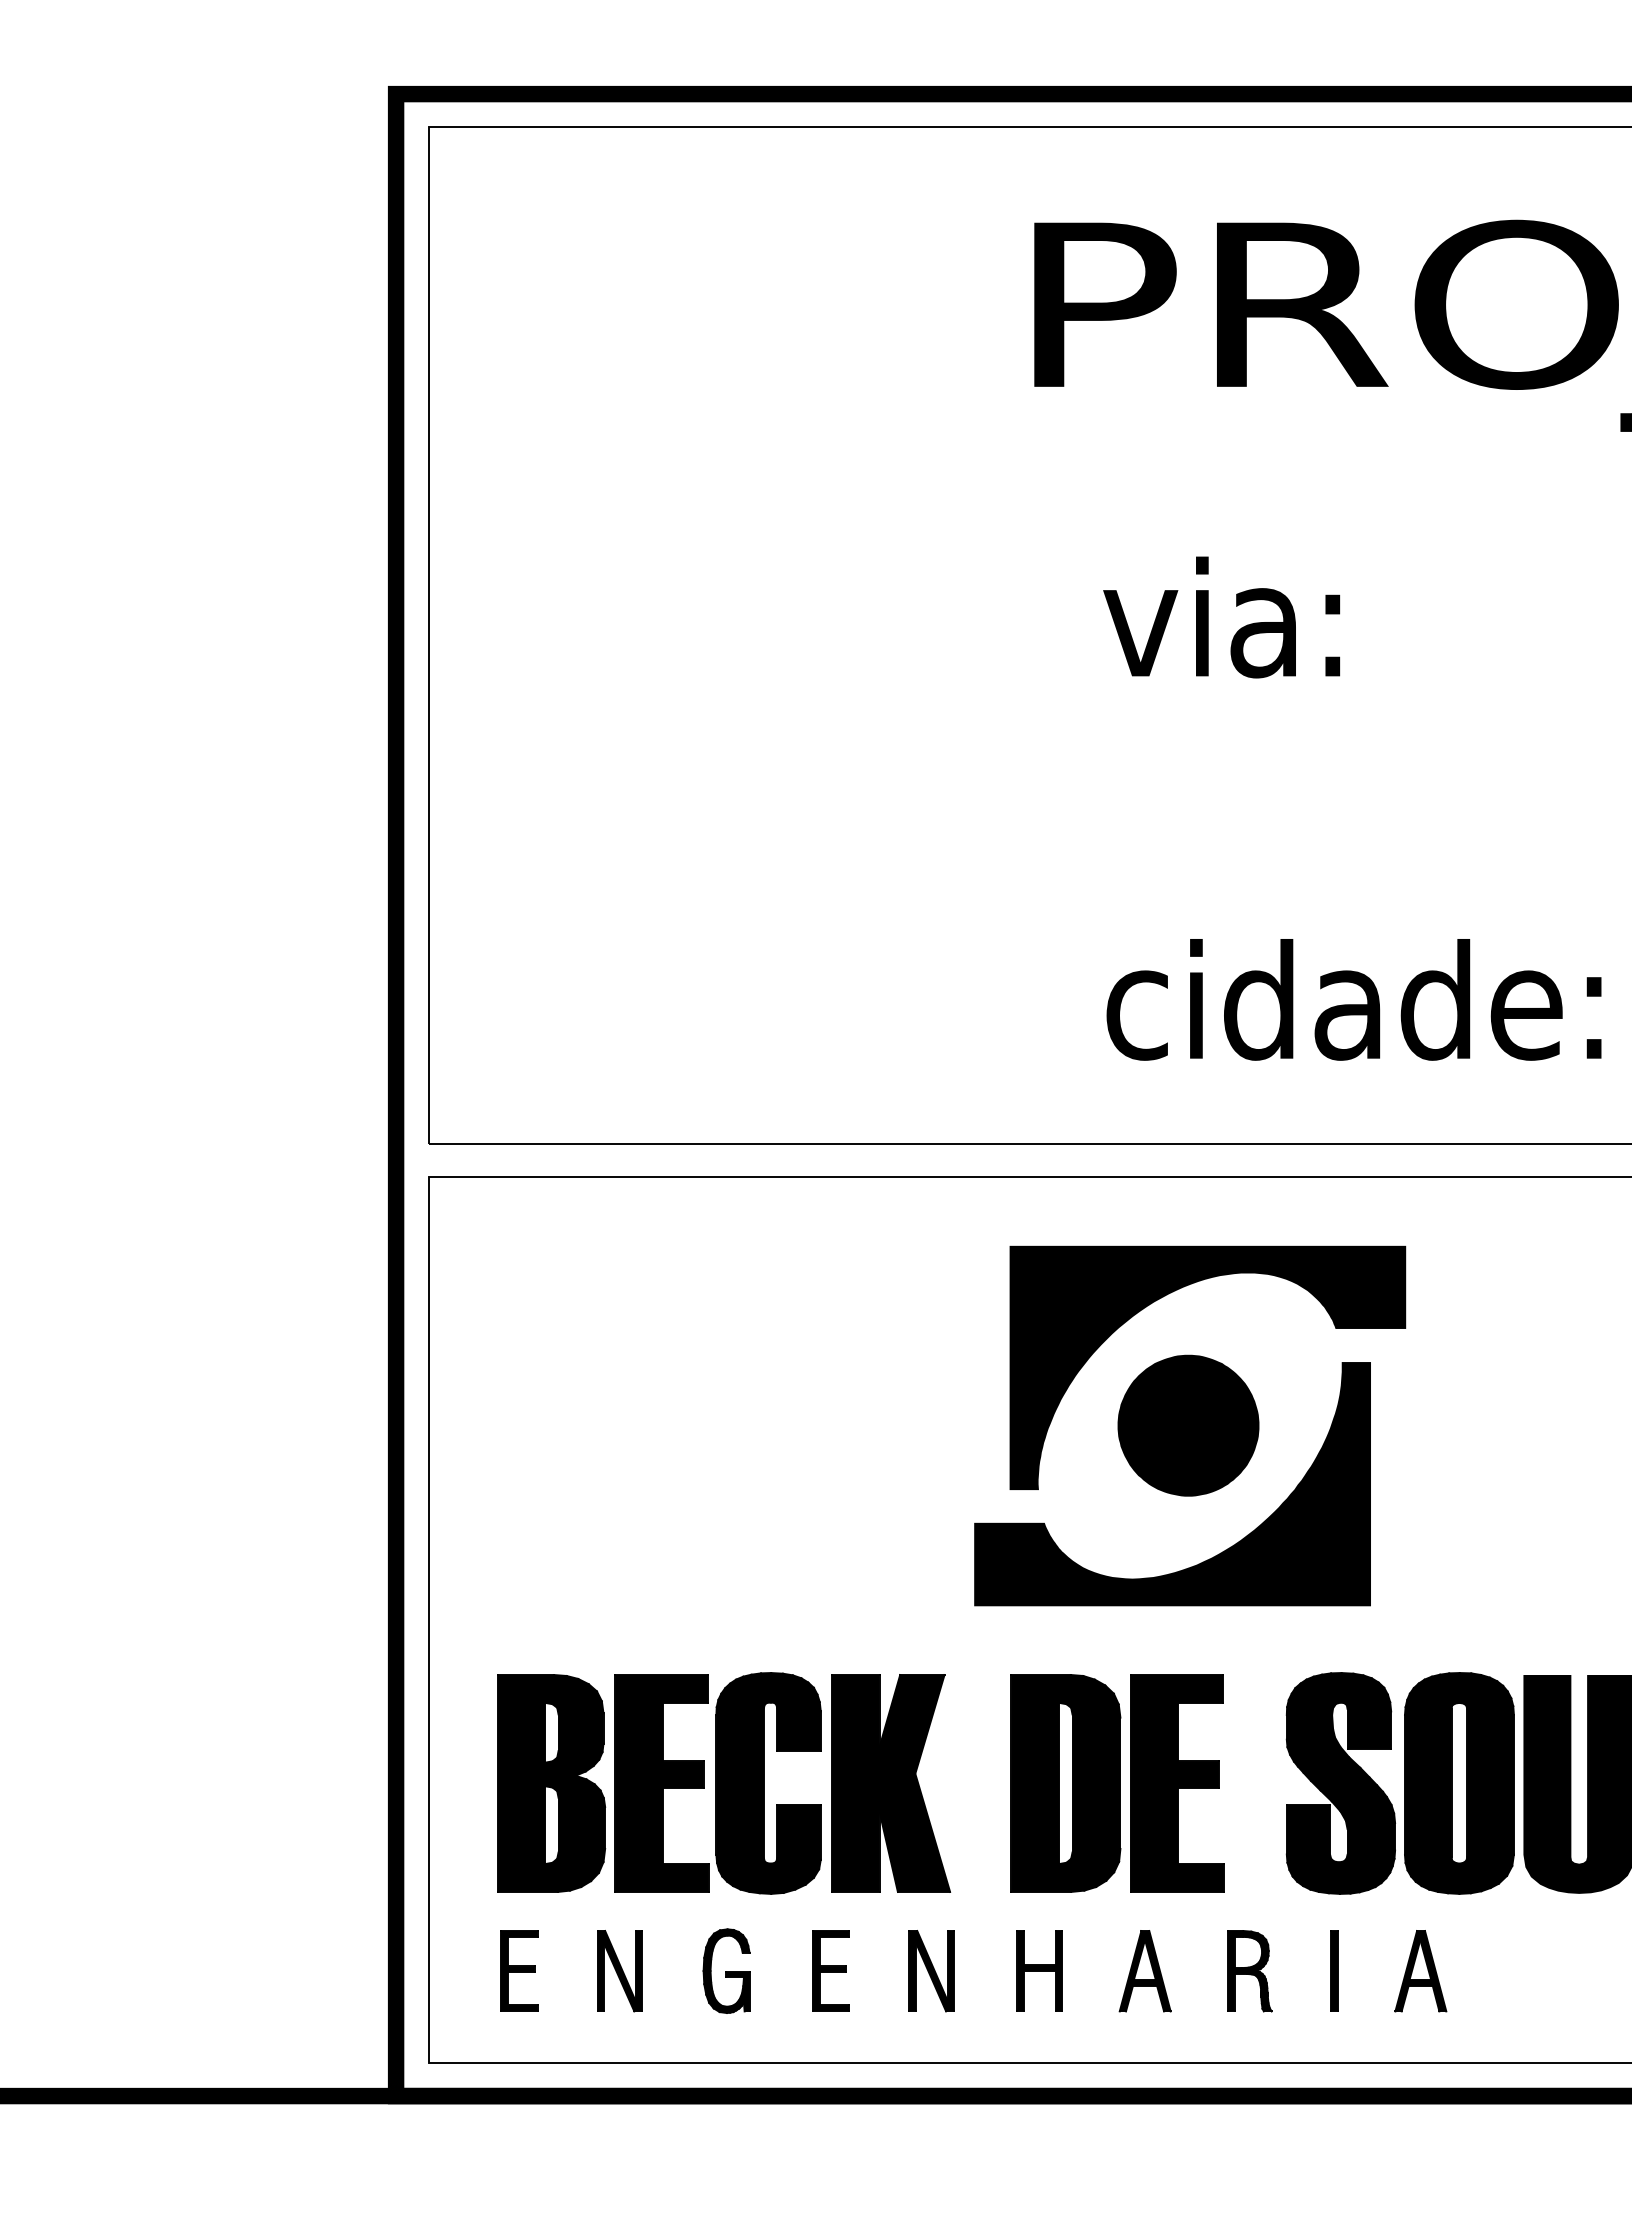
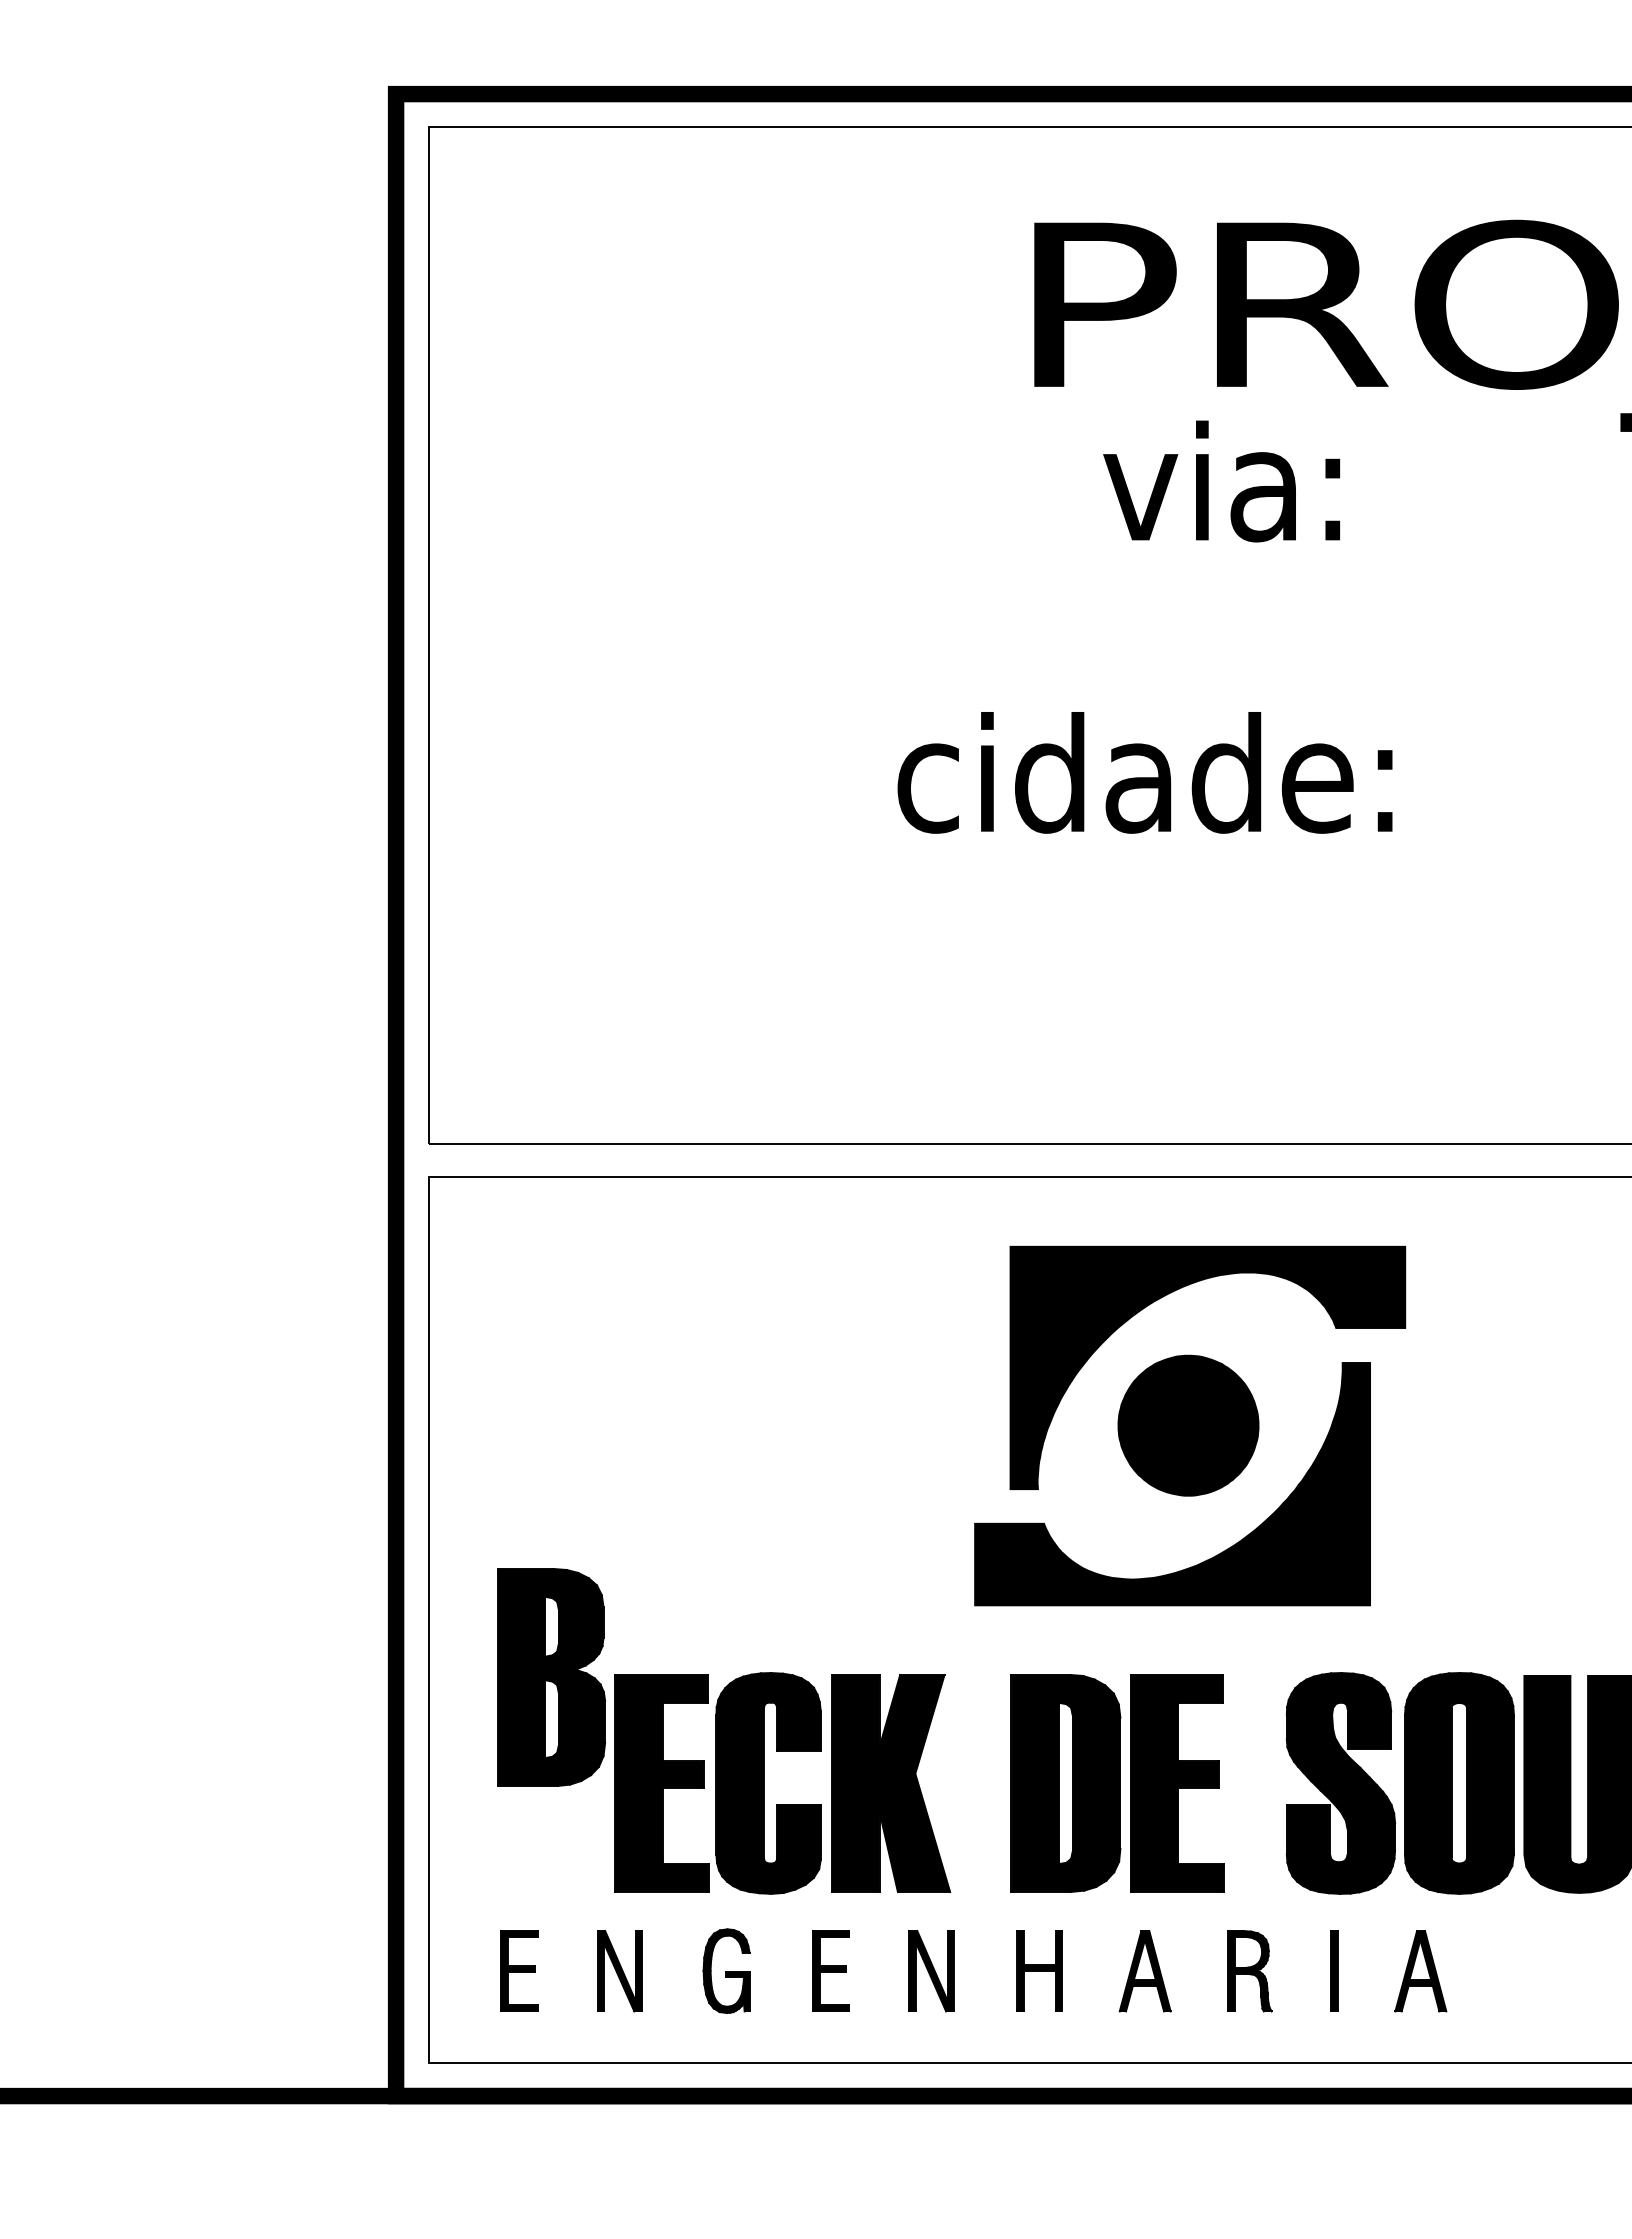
text position: (1221, 617) -> (1221, 481) (1221, 481)
text position: (1353, 999) -> (1144, 772) (1144, 772)
part position: (551, 1783) -> (551, 1677) (551, 1677)
